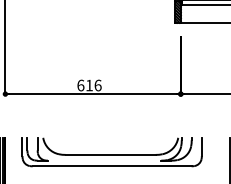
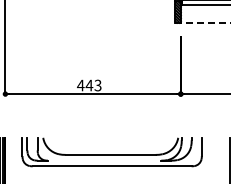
line: solid -> dashed (203, 22)
text: 616 -> 443 (89, 85)
